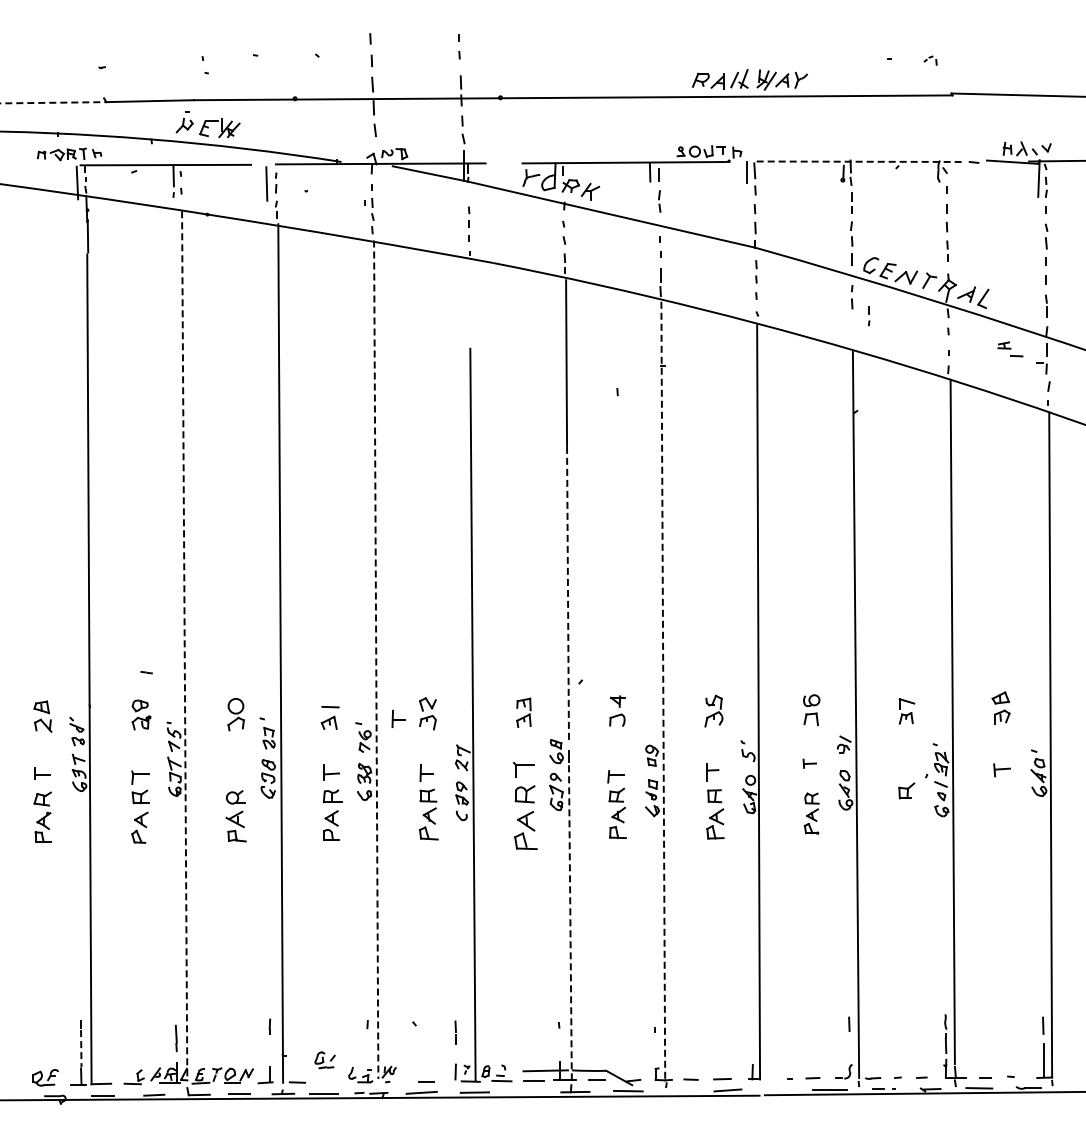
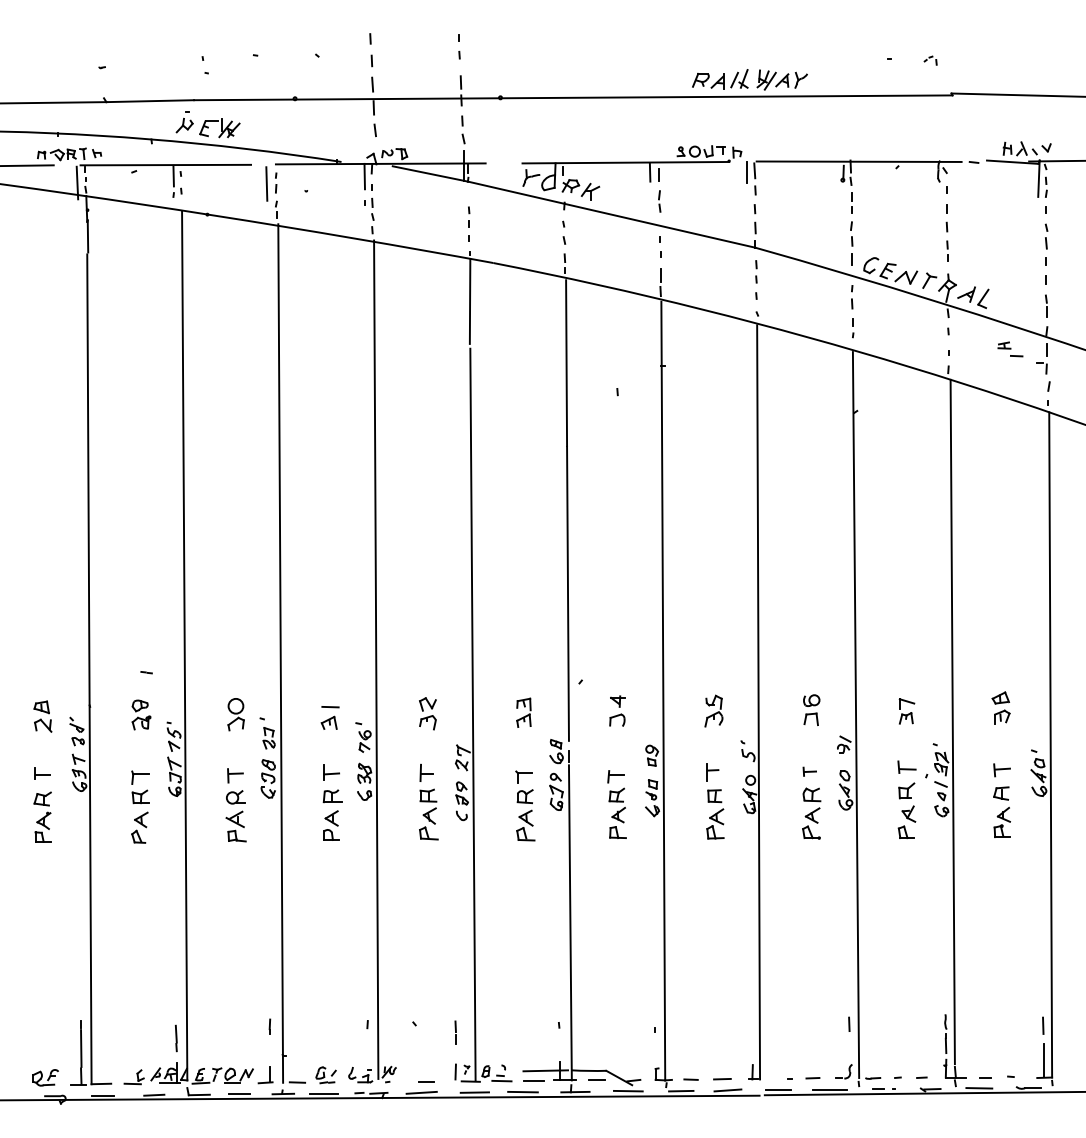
line: dashed -> solid (53, 102)
line: dashed -> solid (859, 161)
line: none -> present (27, 165)
line: none -> present (364, 176)
line: none -> present (469, 301)
part position: (869, 316) -> (853, 328) (853, 328)
line: dashed -> solid (568, 594)
line: dashed -> solid (184, 645)
line: dashed -> solid (376, 660)
line: dashed -> solid (663, 691)
part: present -> none (398, 718)
part position: (809, 763) -> (809, 771) (809, 771)
part: none -> present (906, 766)
part: none -> present (235, 775)
part size: 25x88 px -> 21x72 px (525, 805)
part: none -> present (1001, 811)
part size: 17x43 px -> 20x53 px (811, 813)
part: none -> present (906, 821)
line: dashed -> solid (570, 922)
line: dashed -> solid (81, 1049)
part position: (324, 1060) -> (325, 1075) (325, 1075)
line: none -> present (681, 1090)
line: none -> present (778, 1090)
line: none -> present (522, 1091)
